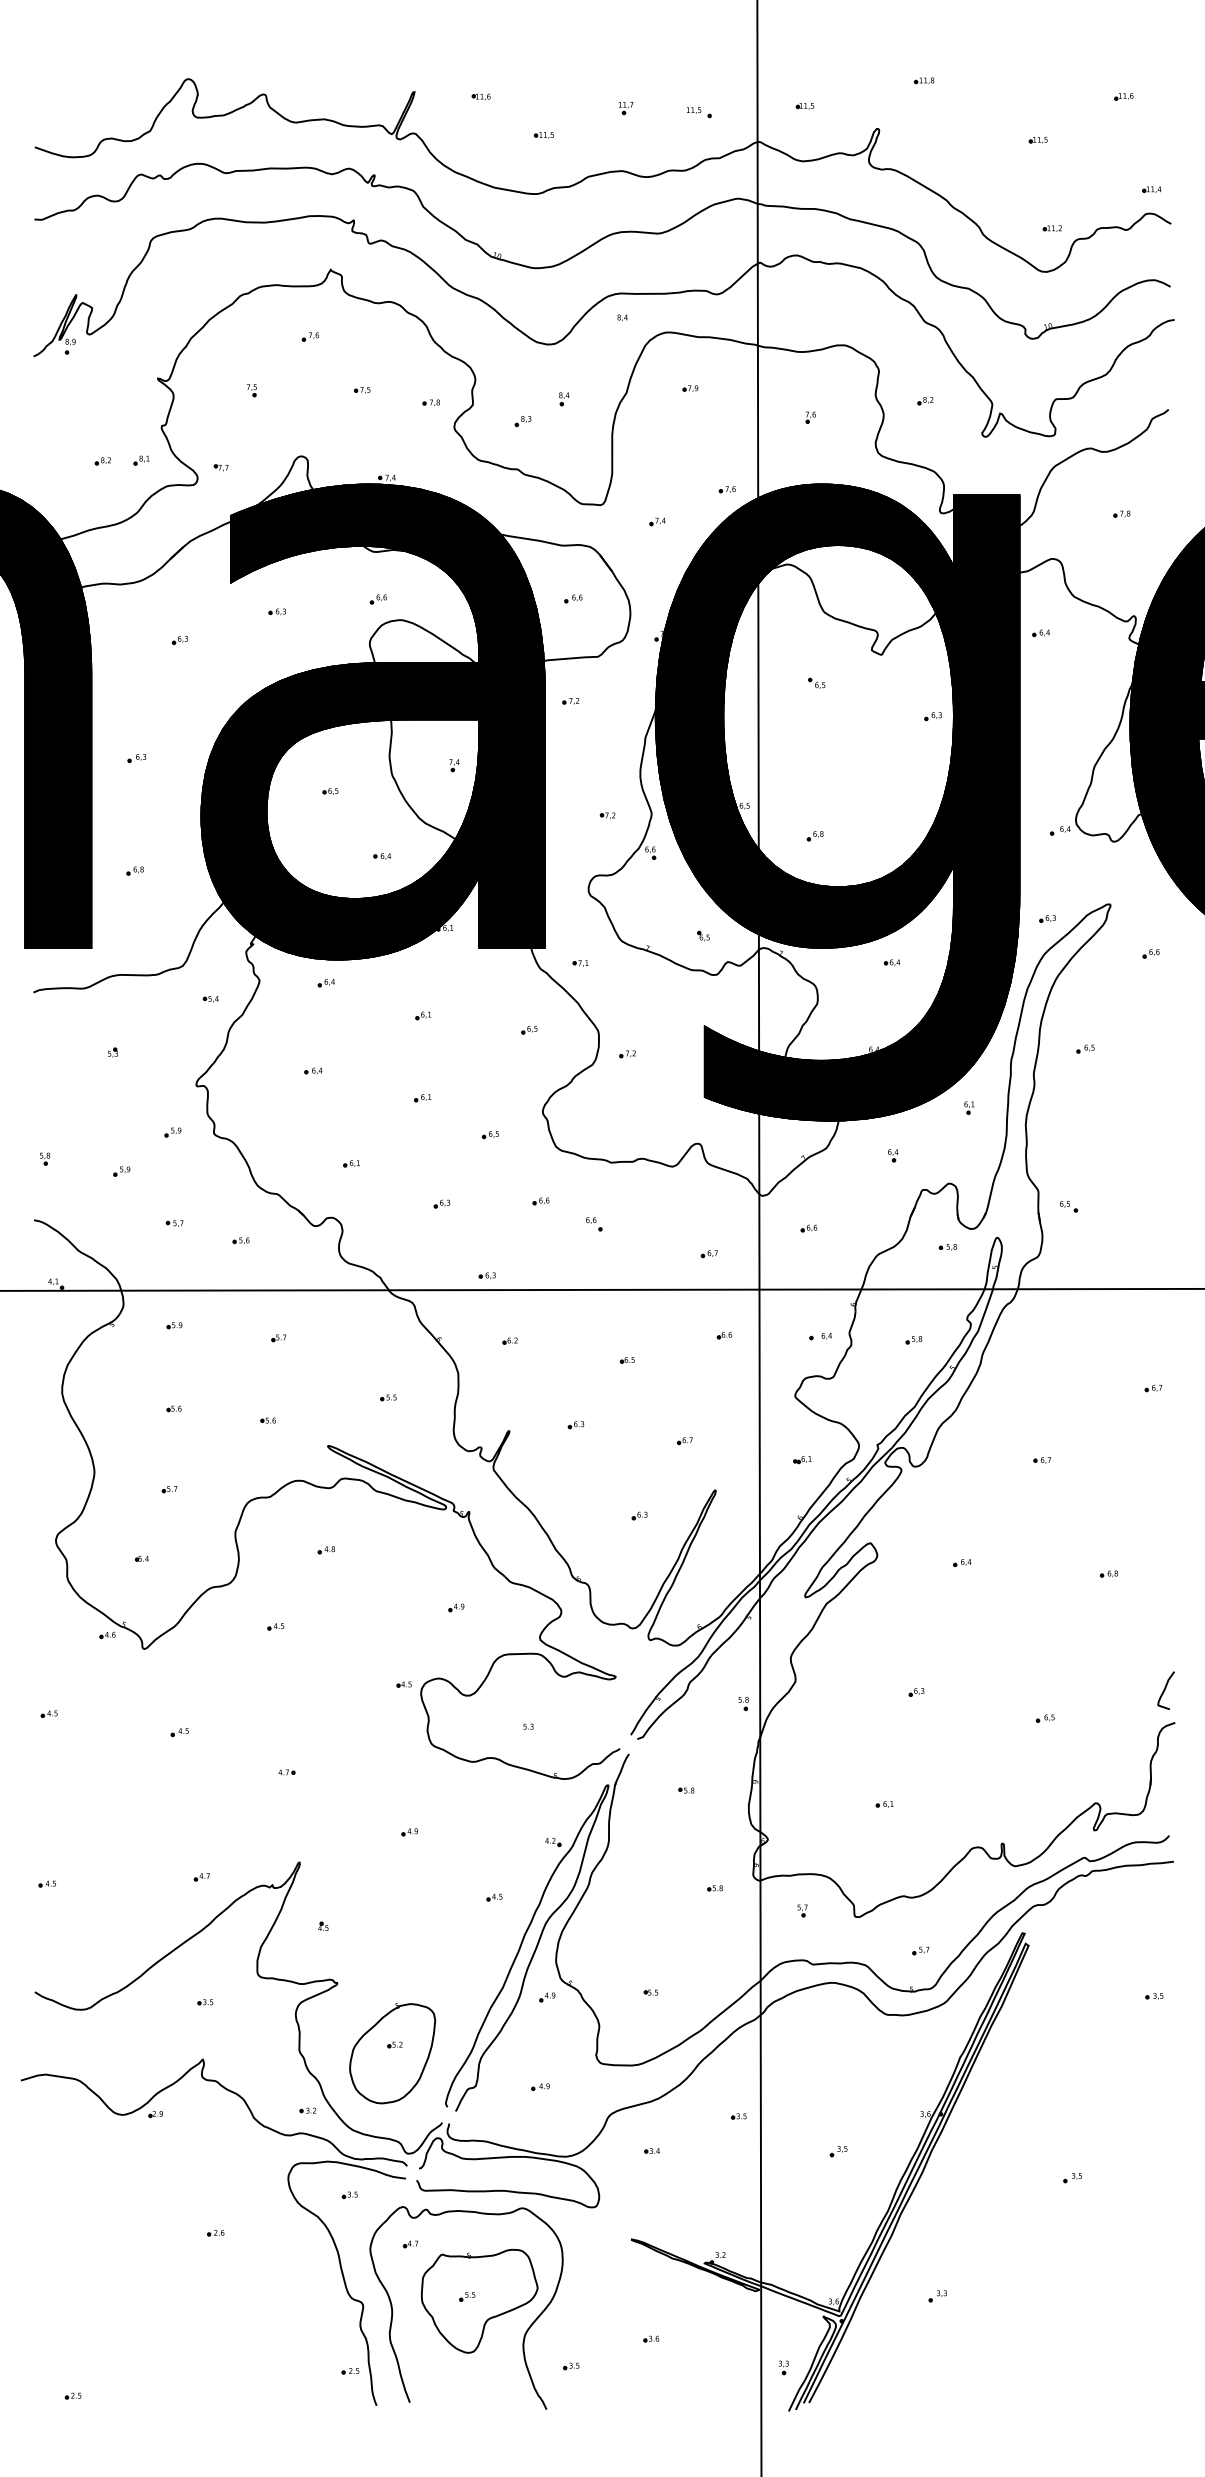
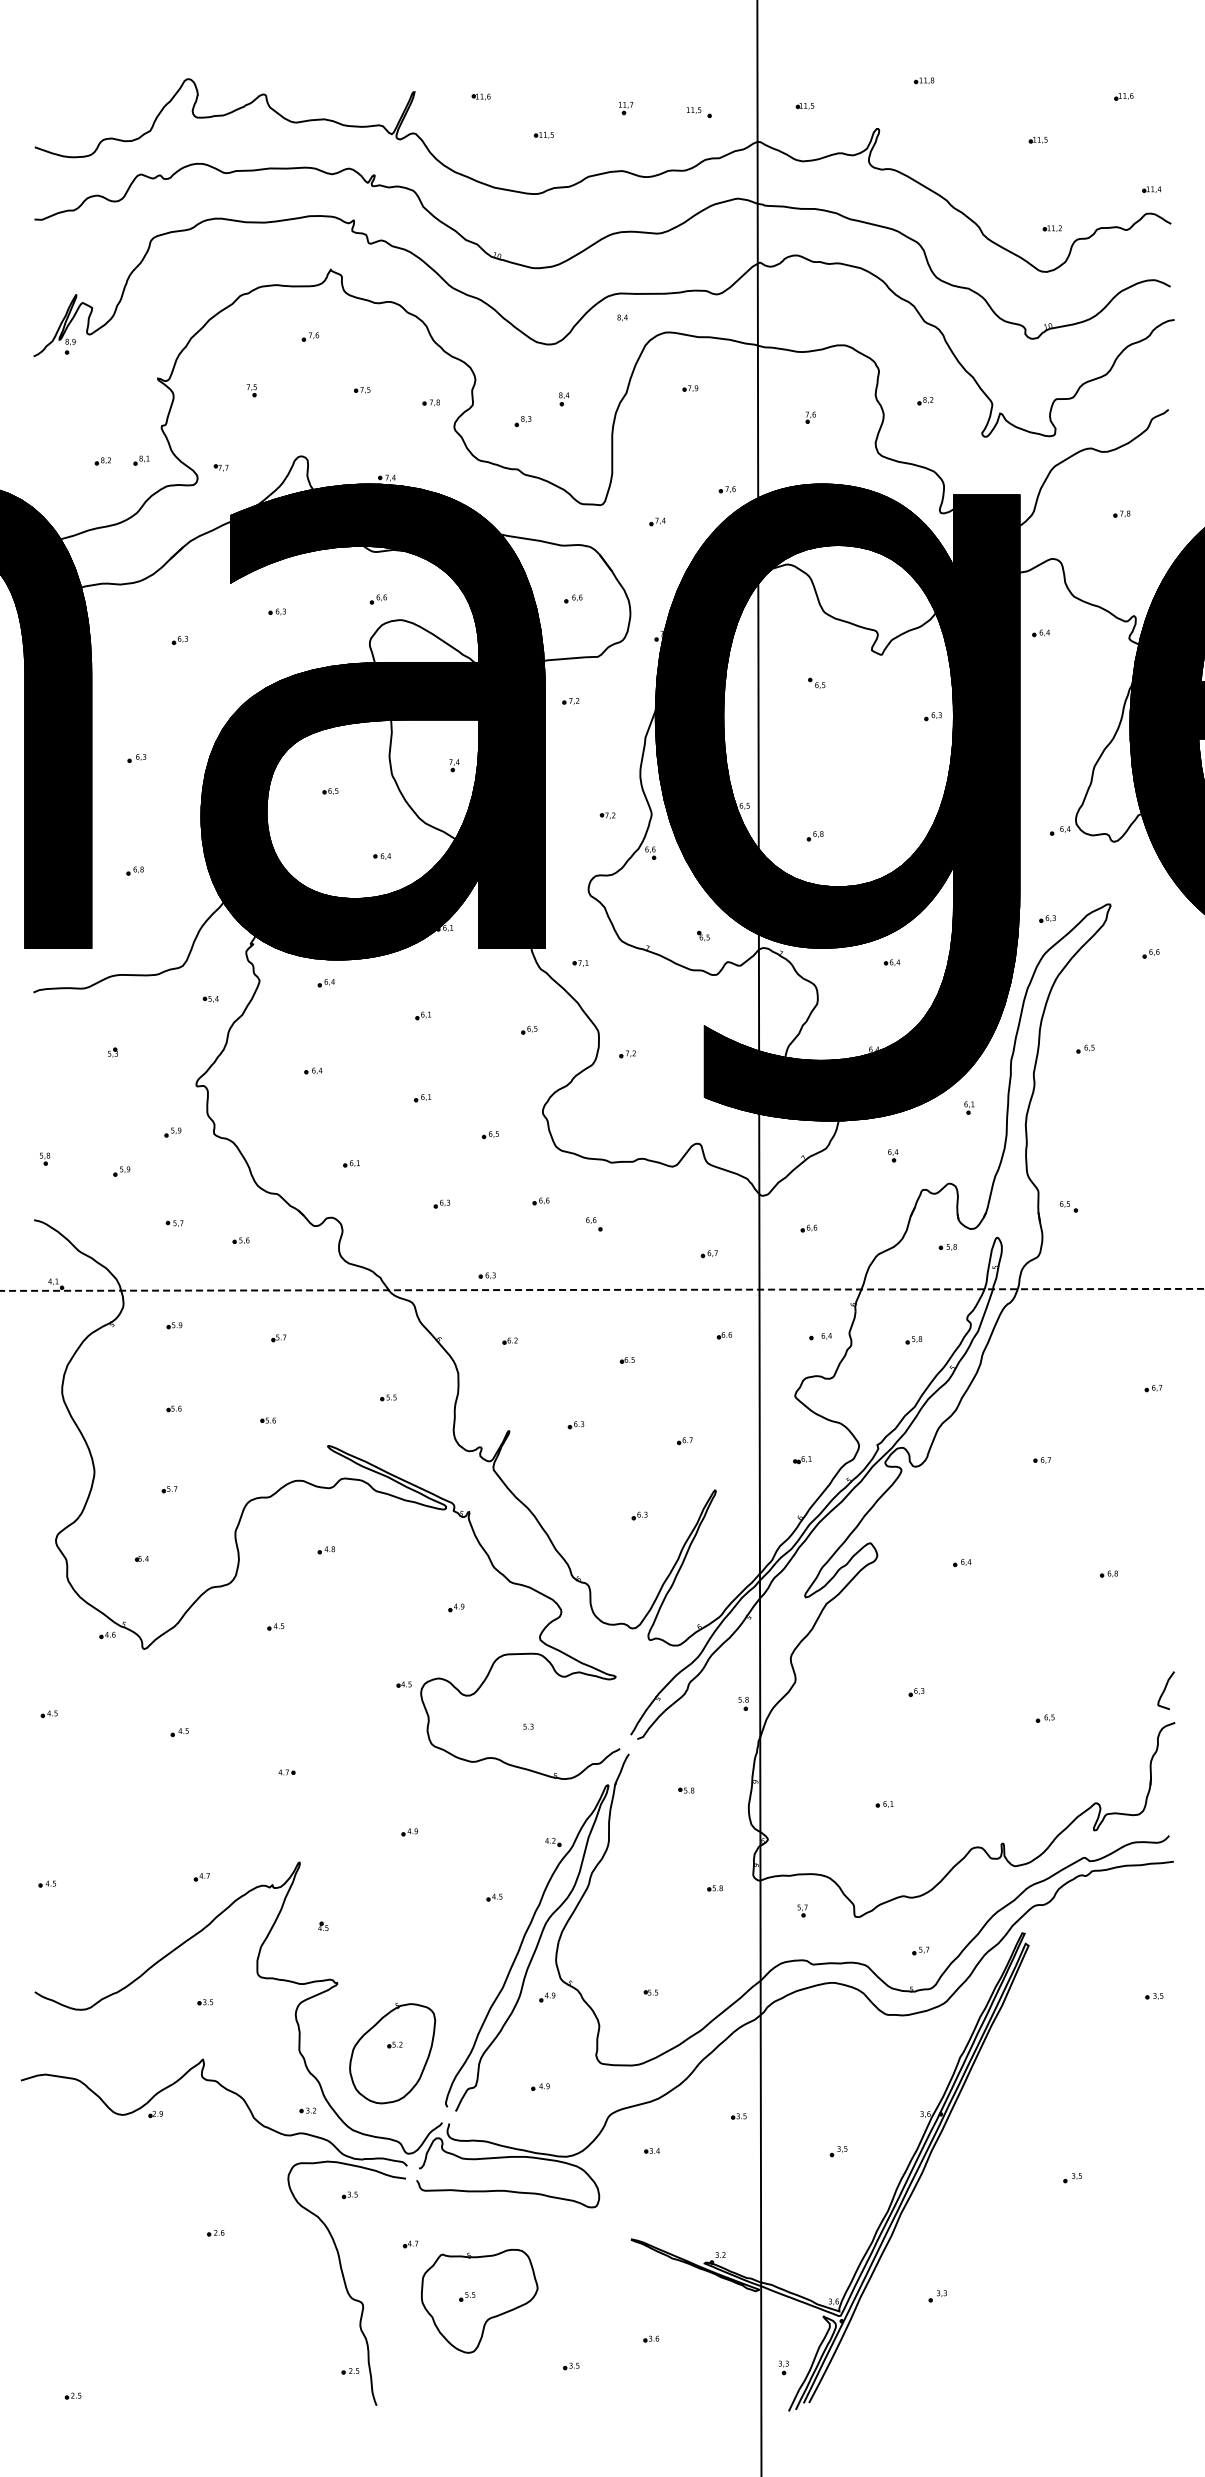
line: solid -> dashed (602, 1289)
curve: present -> none (524, 2333)
